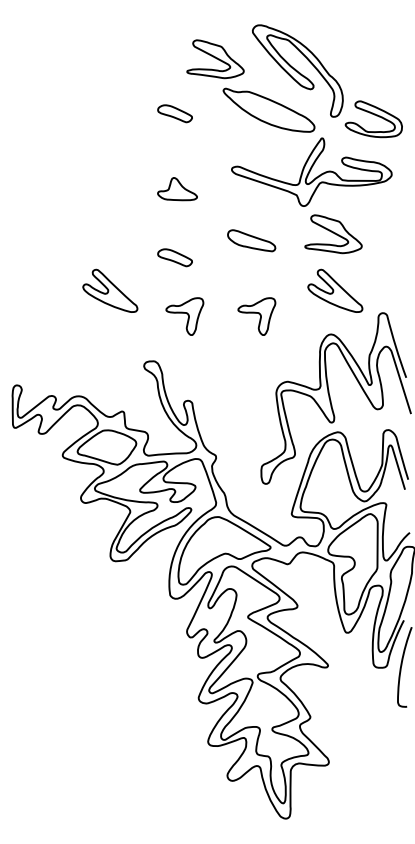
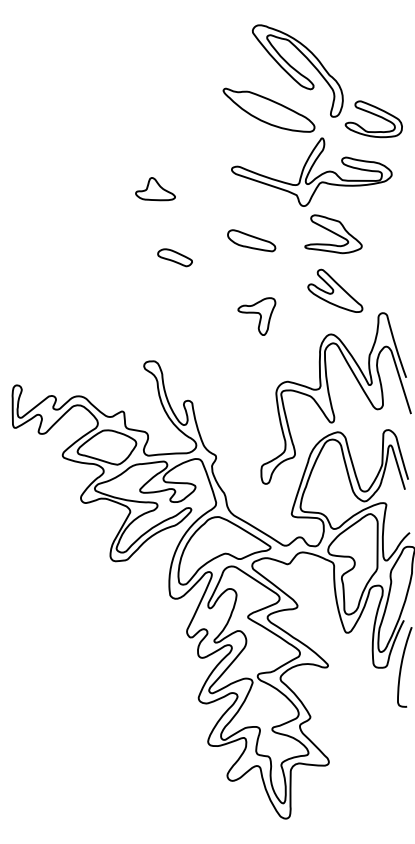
part: present -> none (215, 59)
part: present -> none (174, 113)
part position: (177, 189) -> (155, 189) (155, 189)
part: present -> none (110, 290)
part: present -> none (184, 316)
